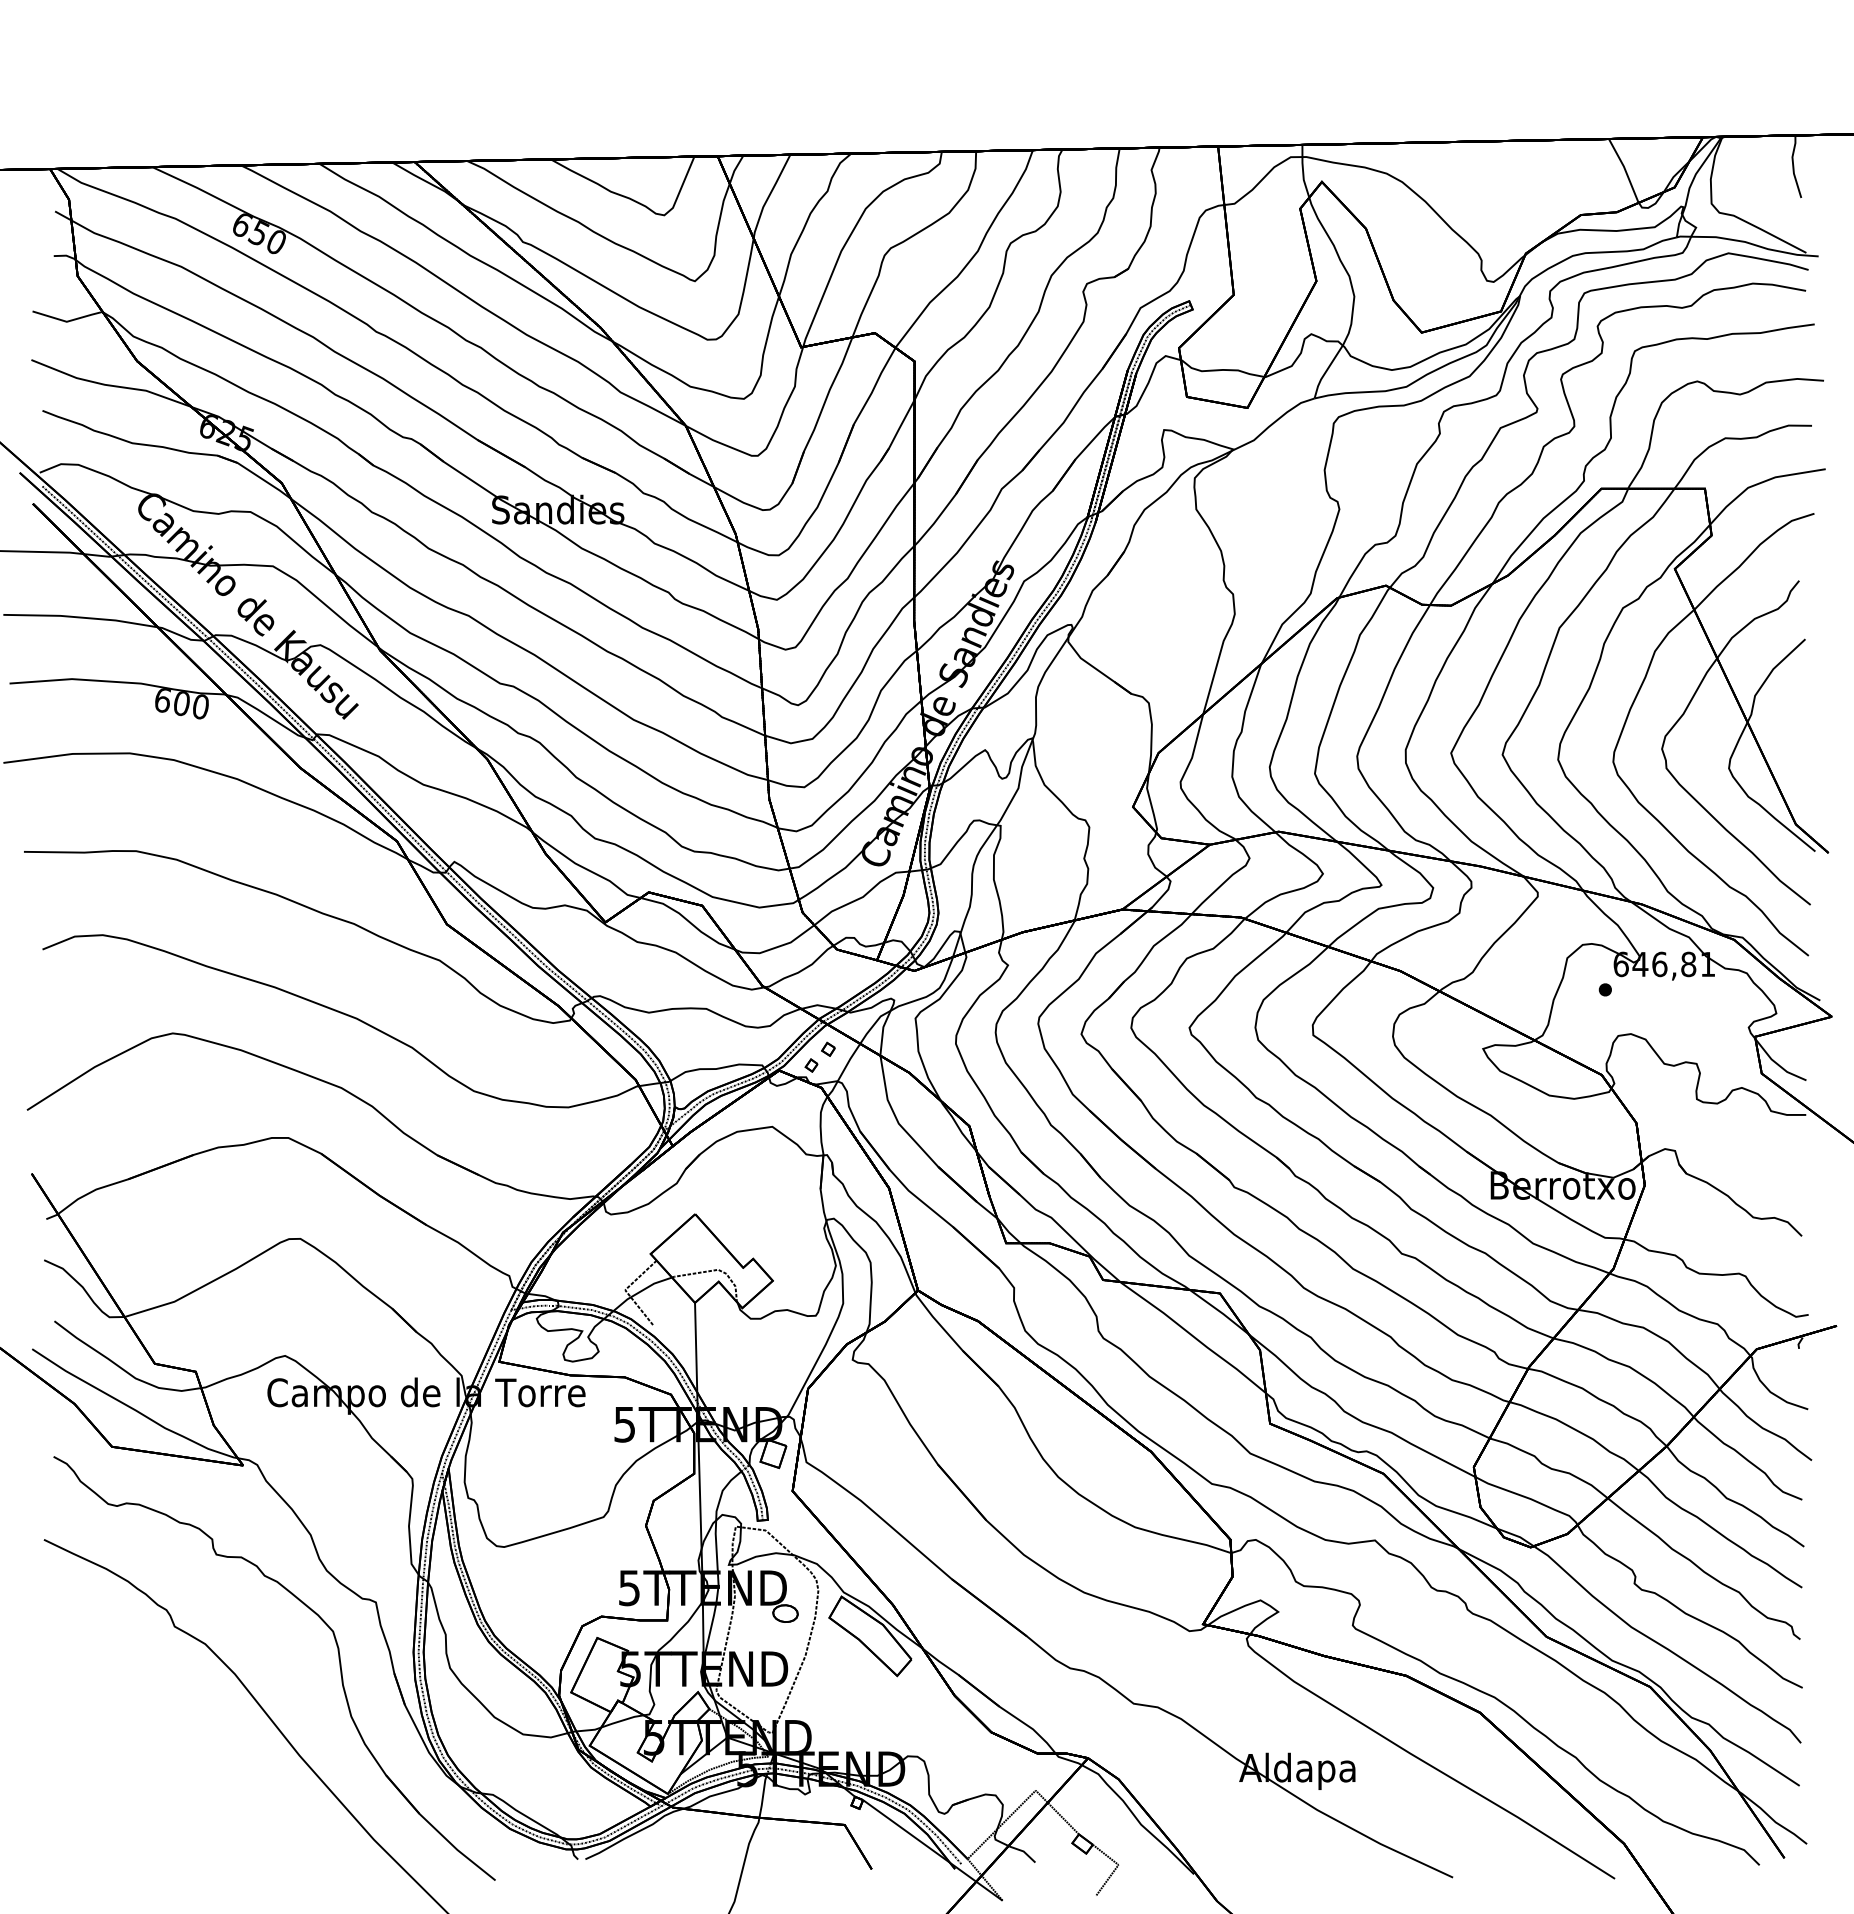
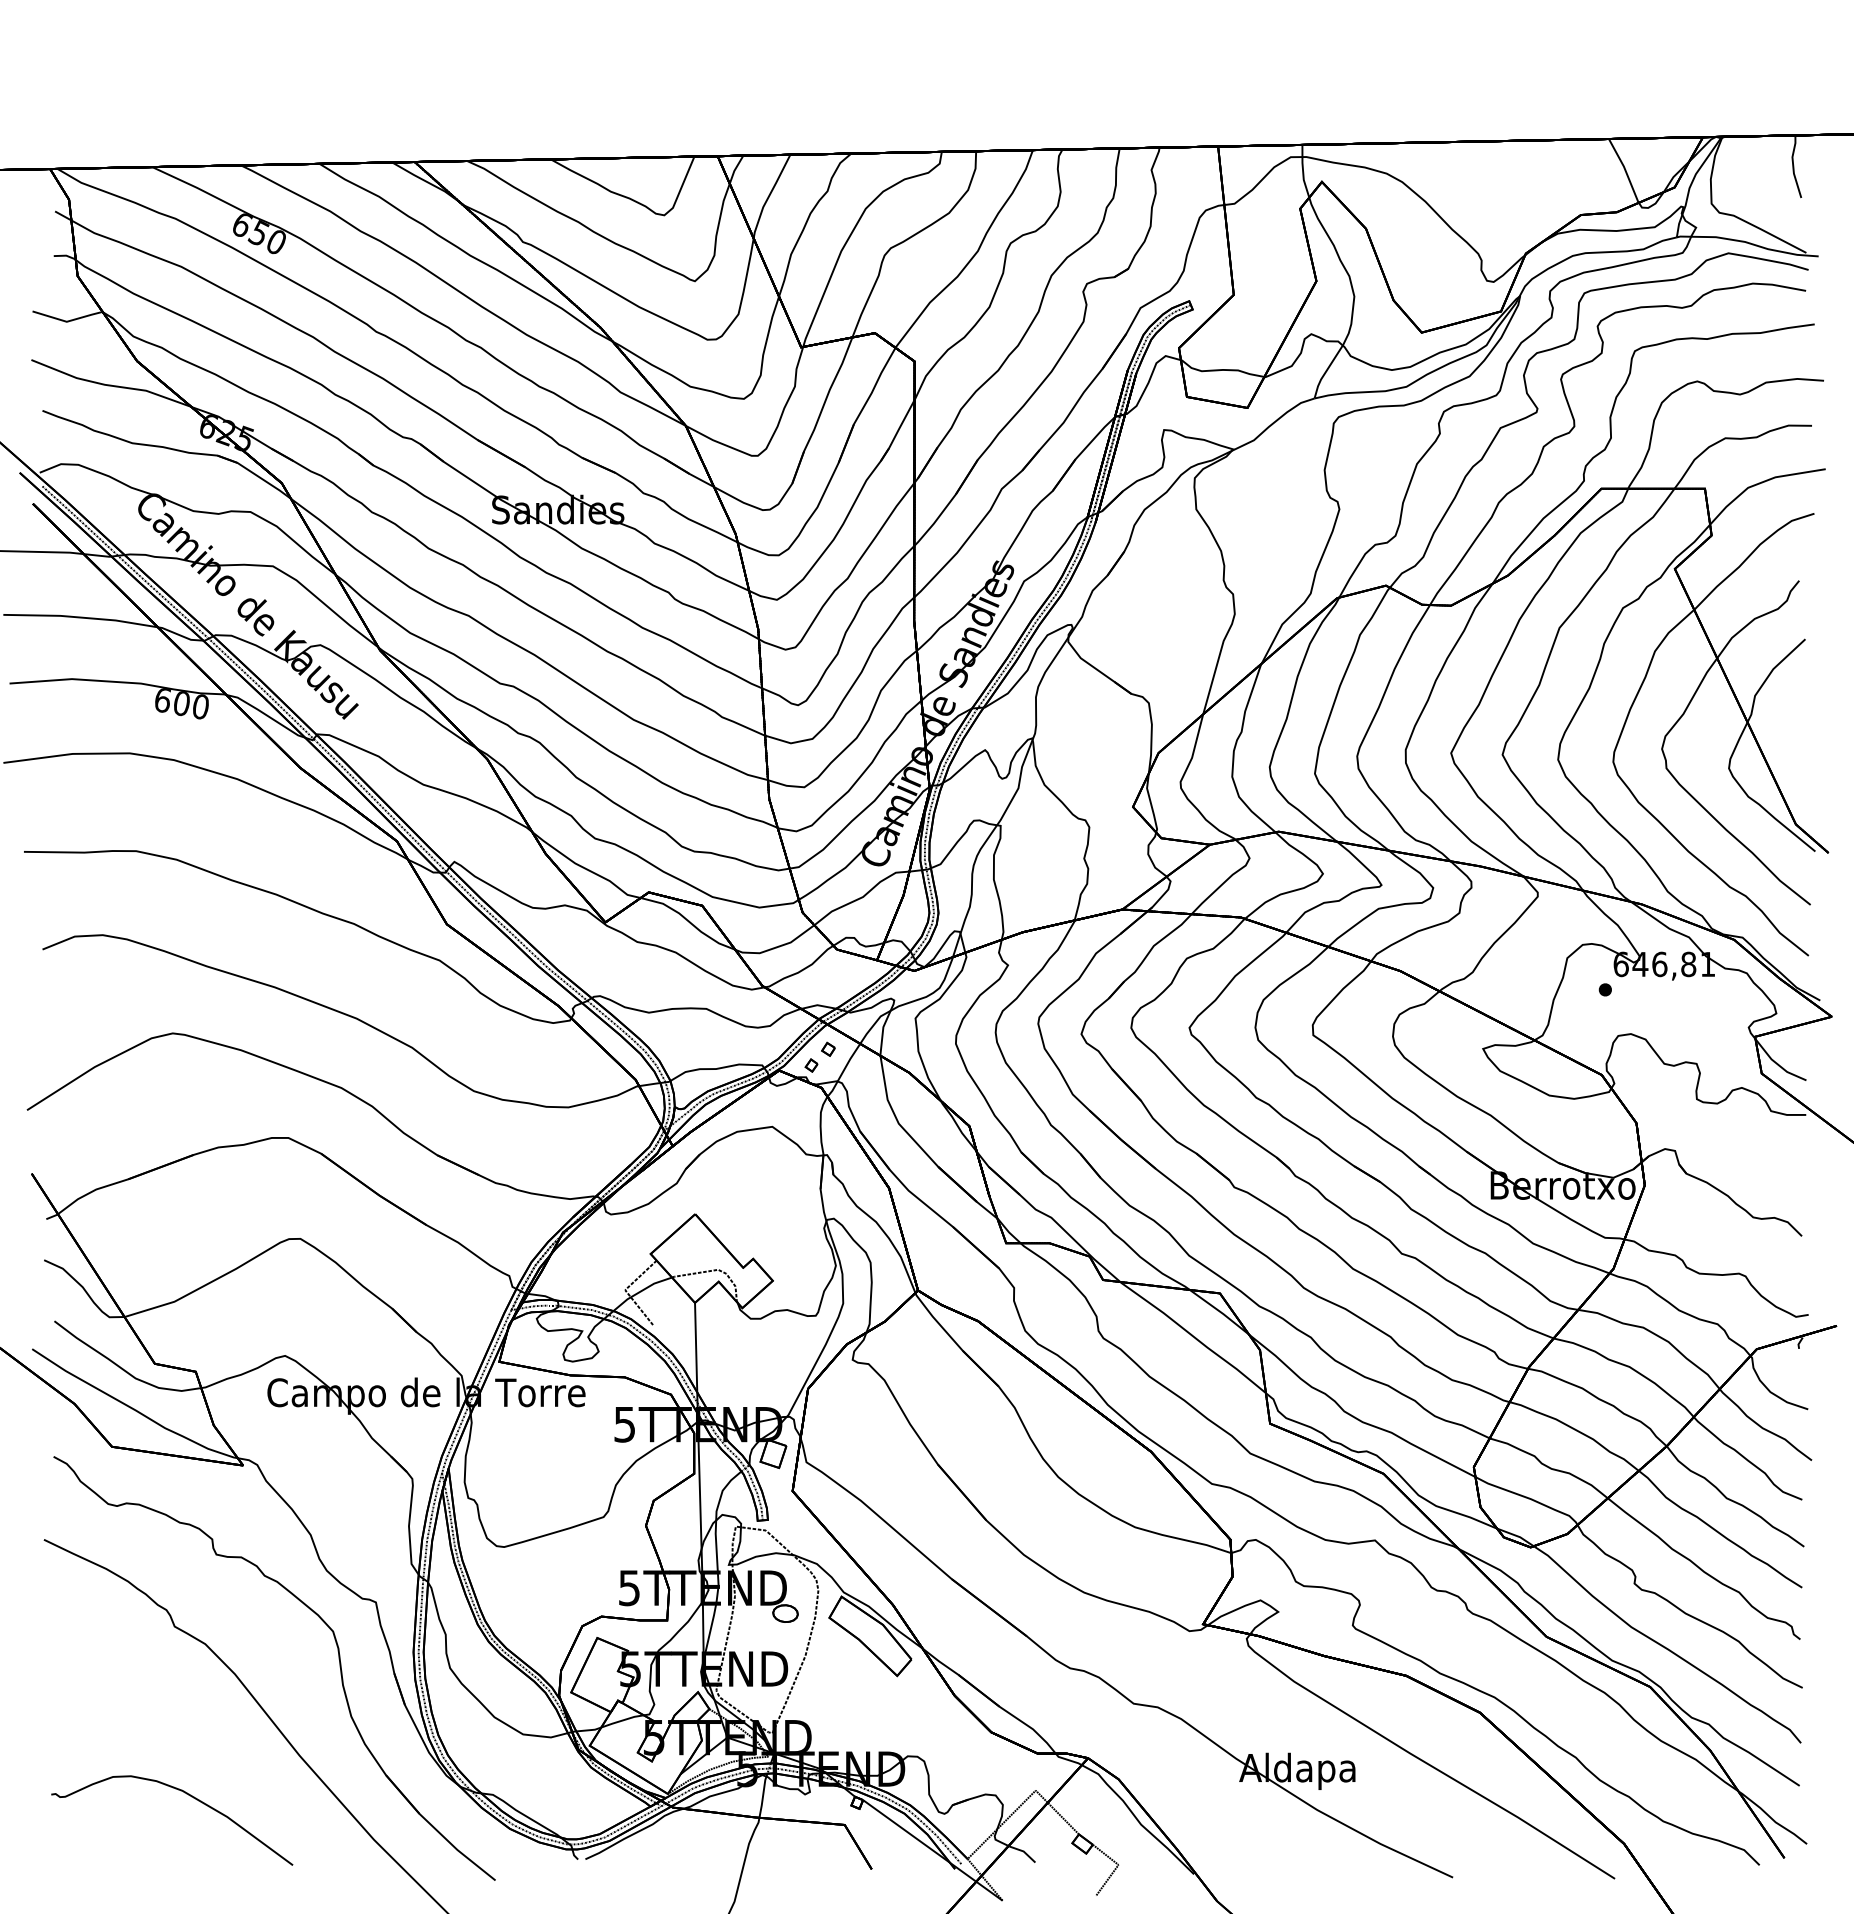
part: none -> present (186, 1794)
